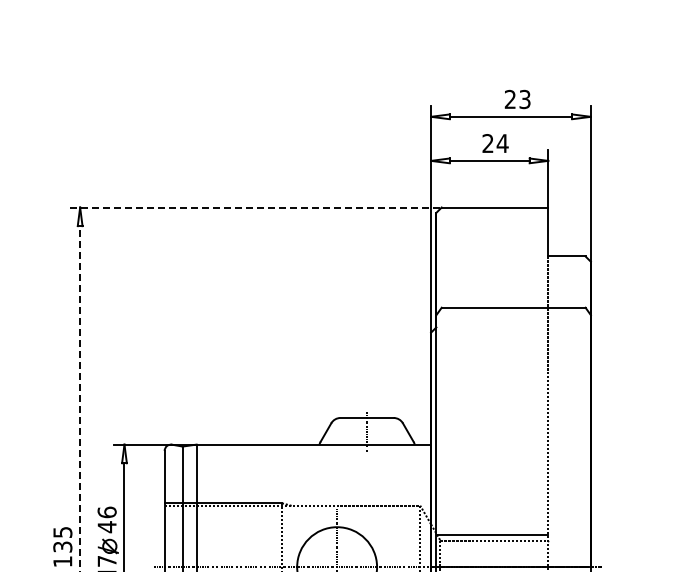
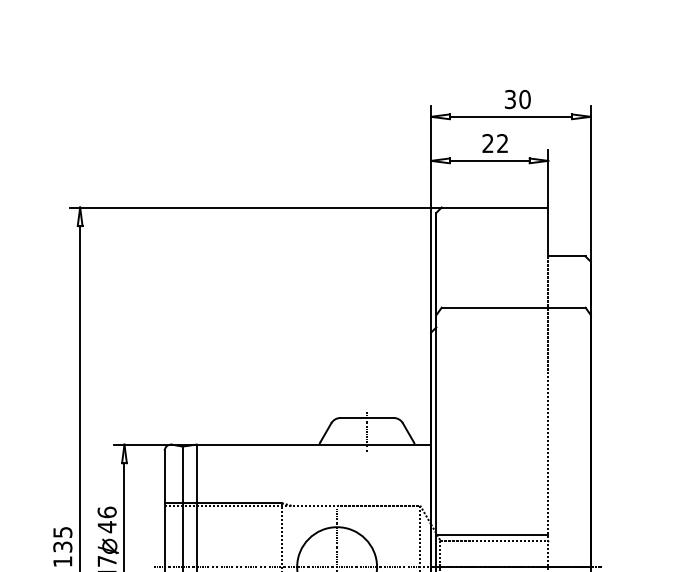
text: 23 -> 30 (517, 99)
text: 24 -> 22 (502, 143)
line: dashed -> solid (256, 207)
line: dashed -> solid (80, 398)
